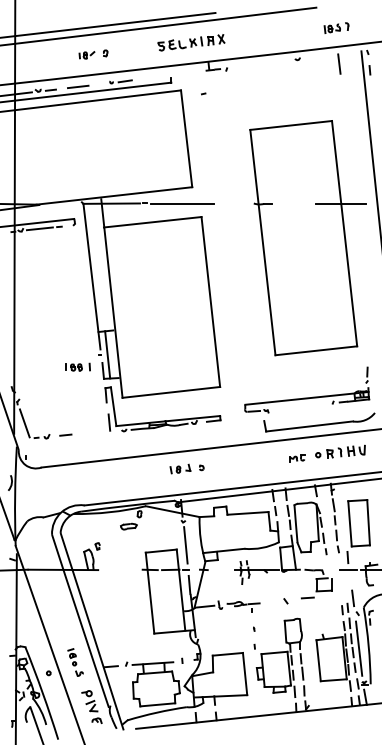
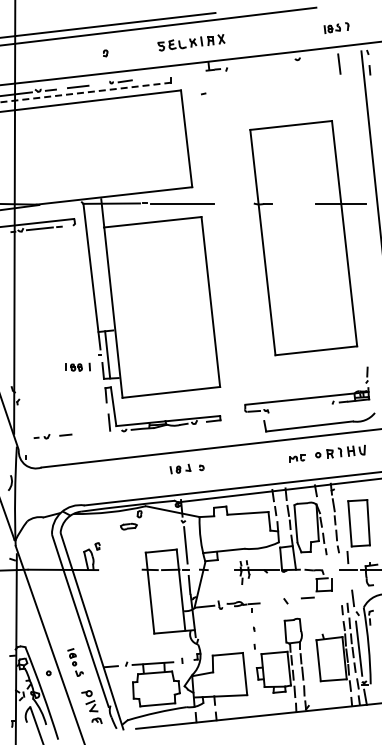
part: present -> none (86, 55)
line: solid -> dashed (86, 92)
line: present -> none (24, 423)
